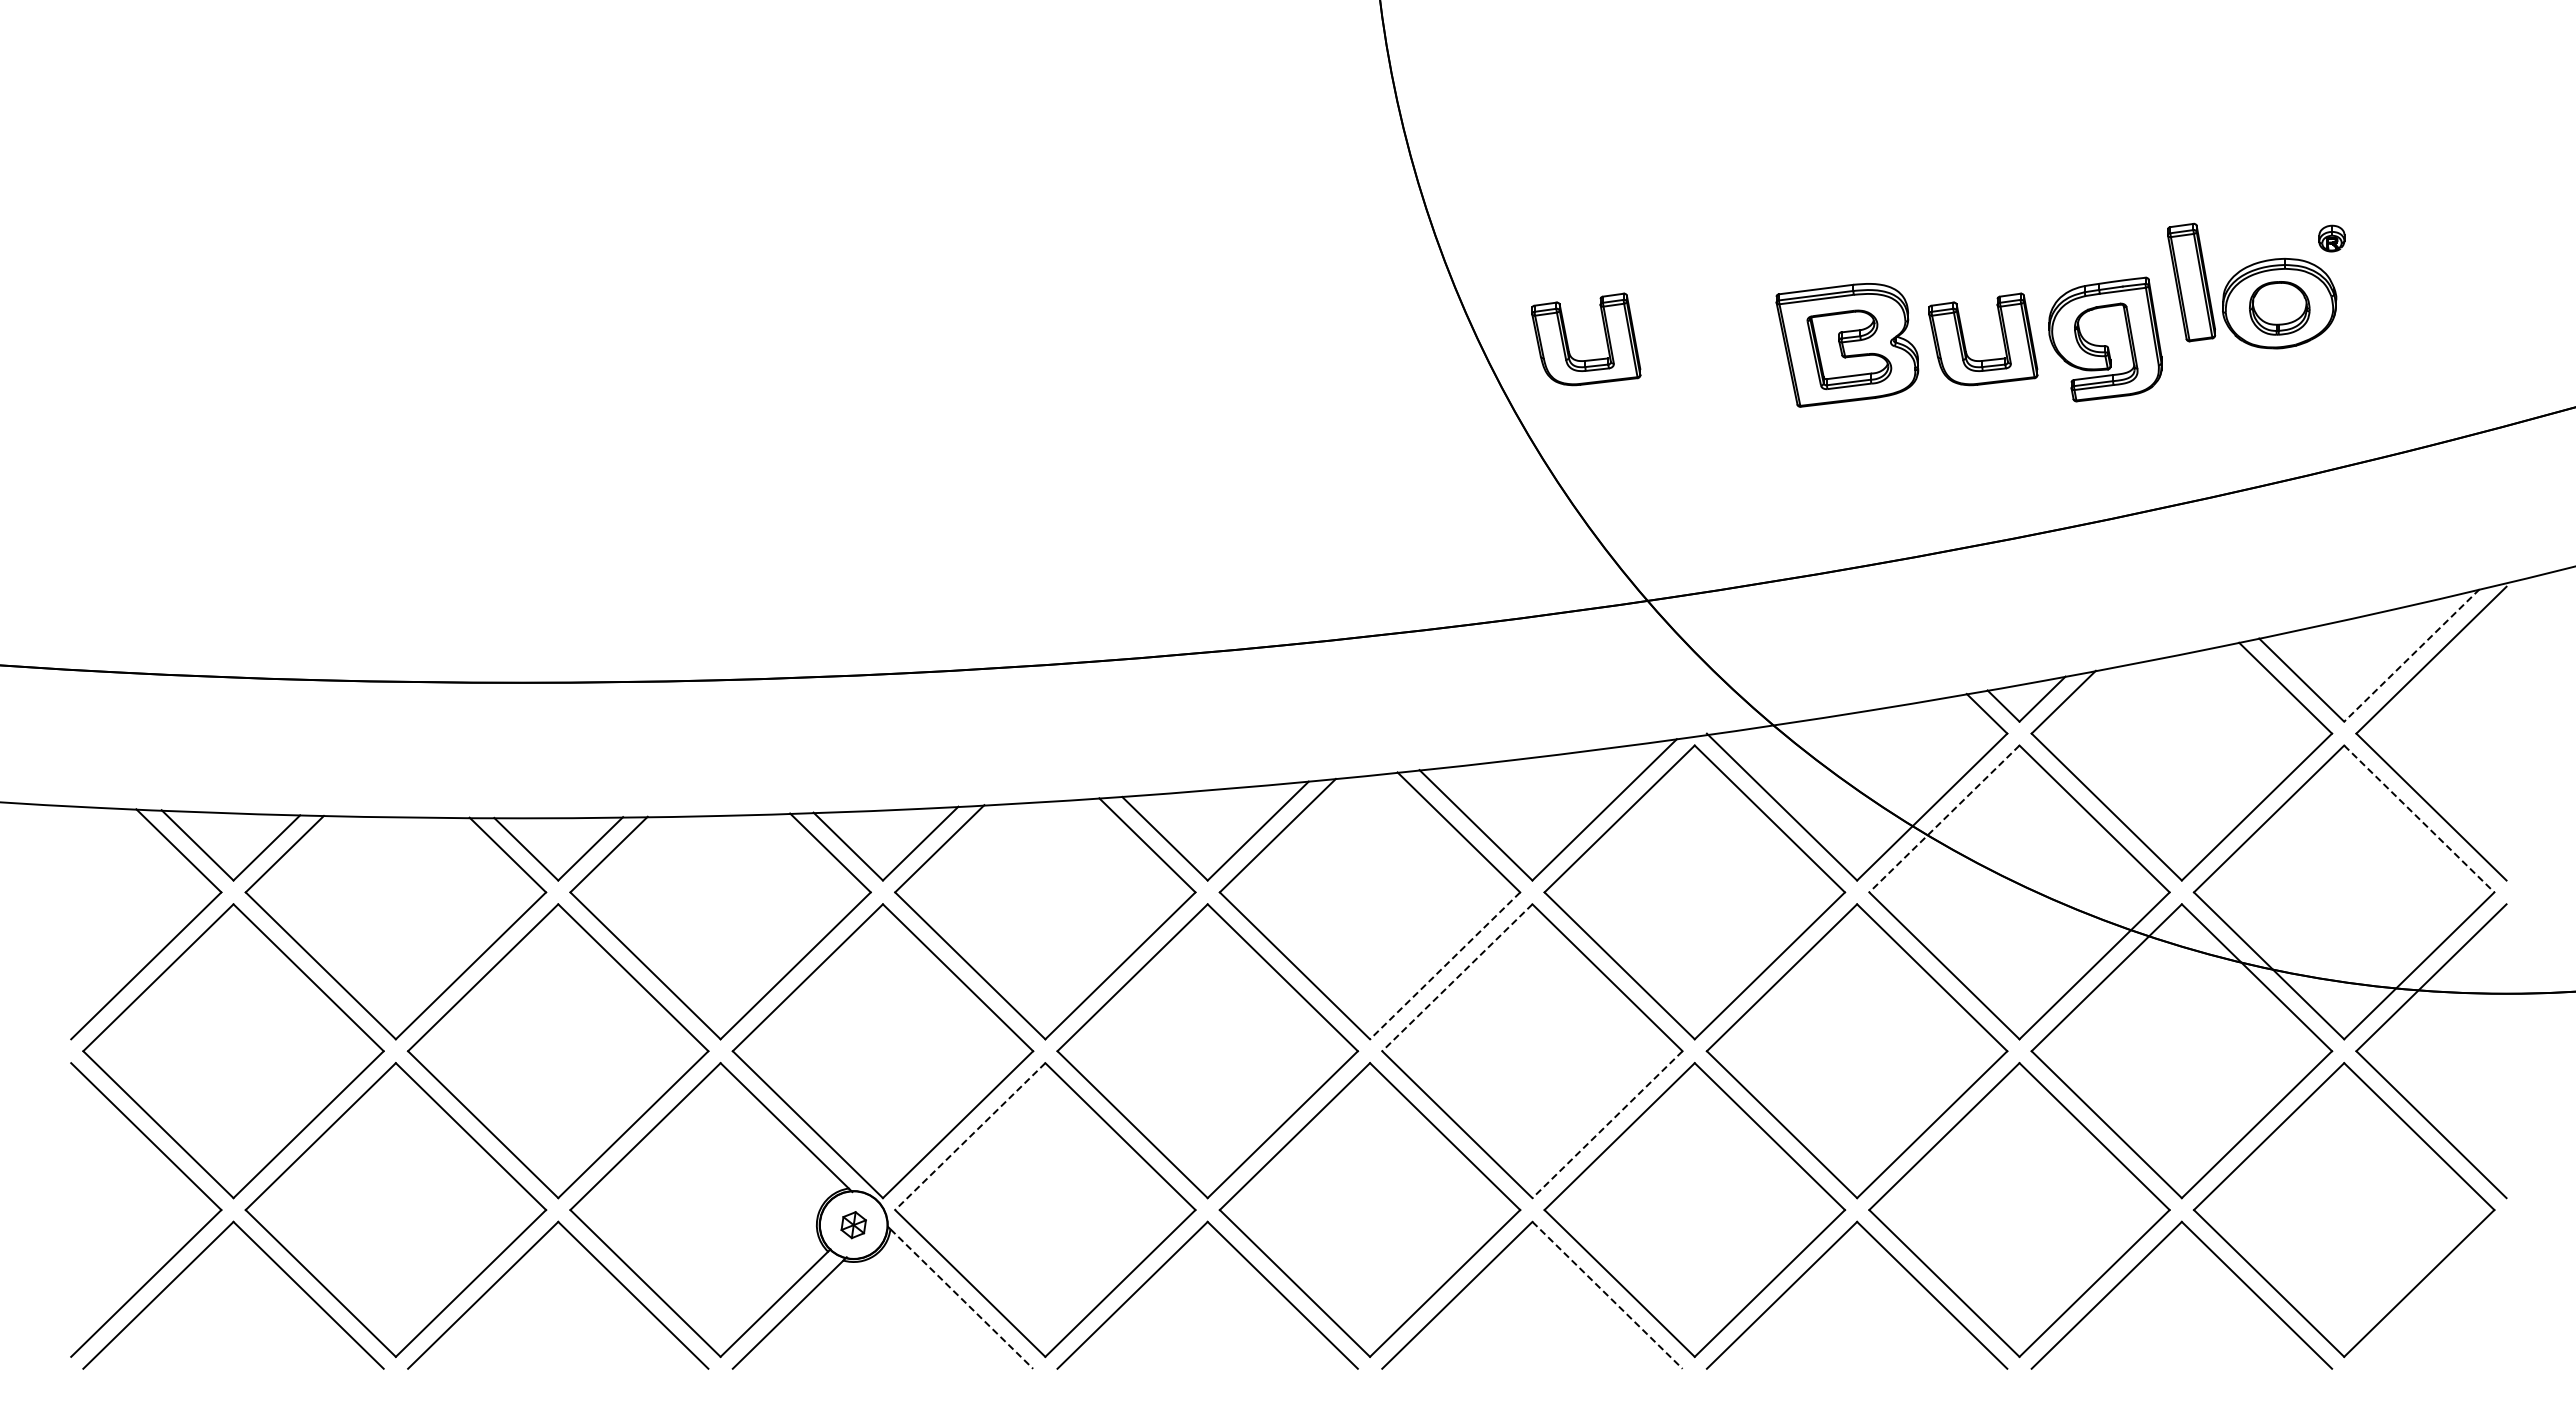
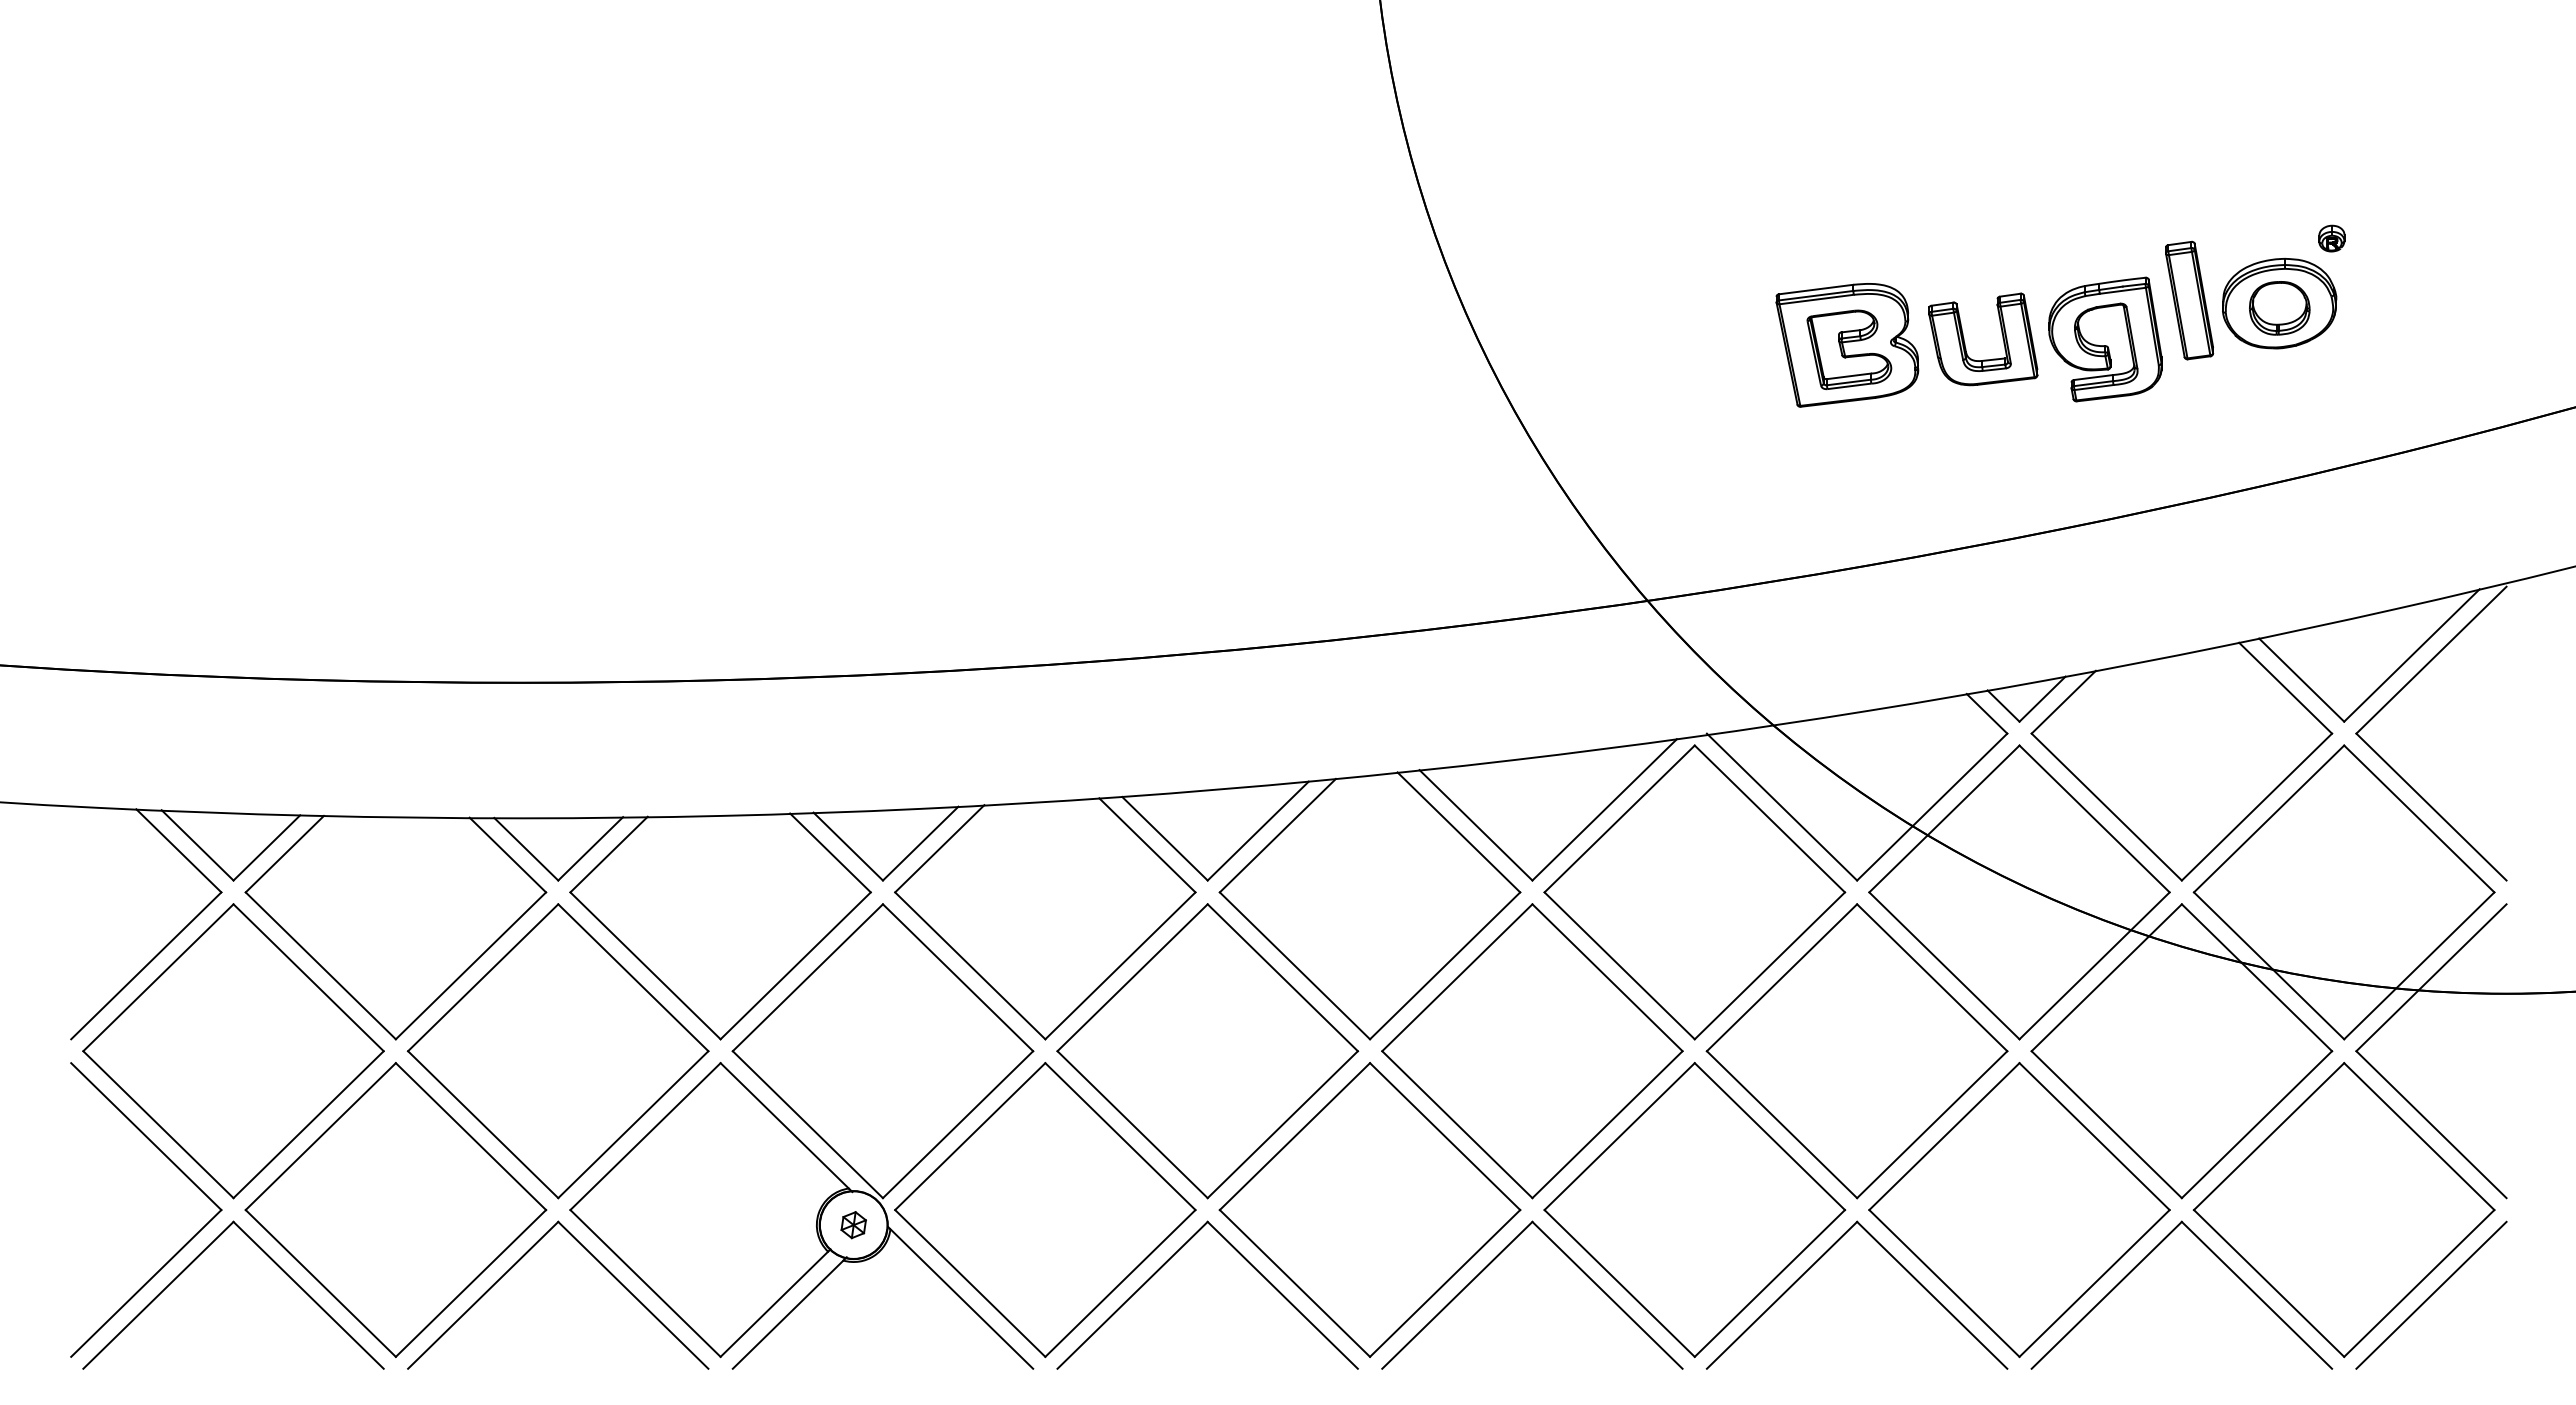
part position: (2191, 282) -> (2189, 300) (2189, 300)
part: present -> none (1568, 343)
line: dashed -> solid (2411, 655)
line: dashed -> solid (1944, 819)
line: dashed -> solid (2419, 819)
line: dashed -> solid (1444, 966)
line: dashed -> solid (1456, 978)
line: dashed -> solid (1607, 1125)
line: dashed -> solid (969, 1136)
line: none -> present (2431, 1294)
line: dashed -> solid (1607, 1295)
line: dashed -> solid (961, 1299)
